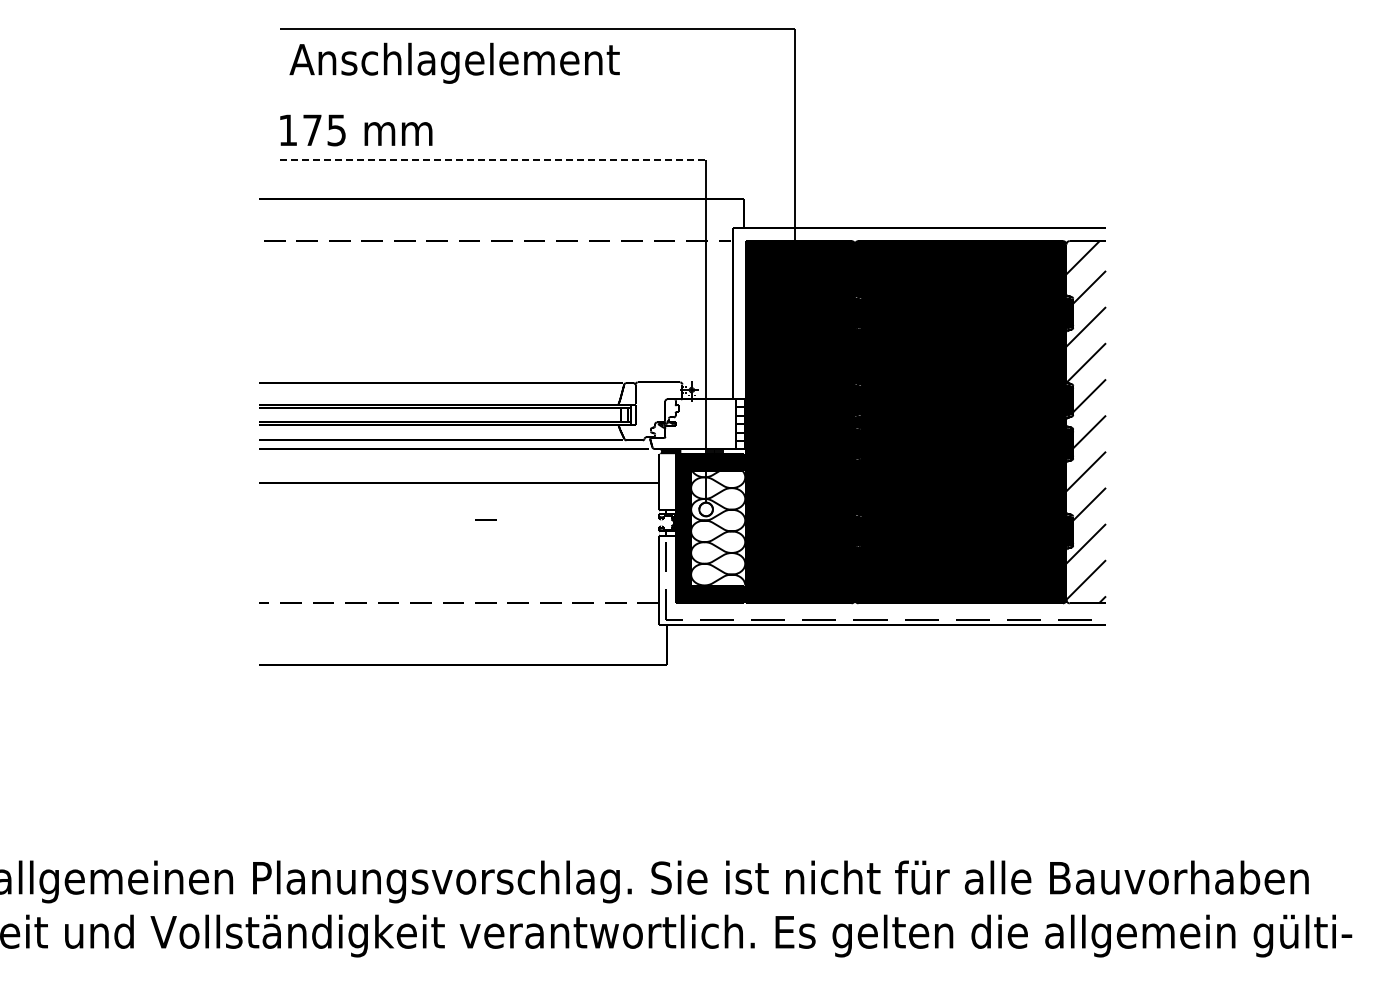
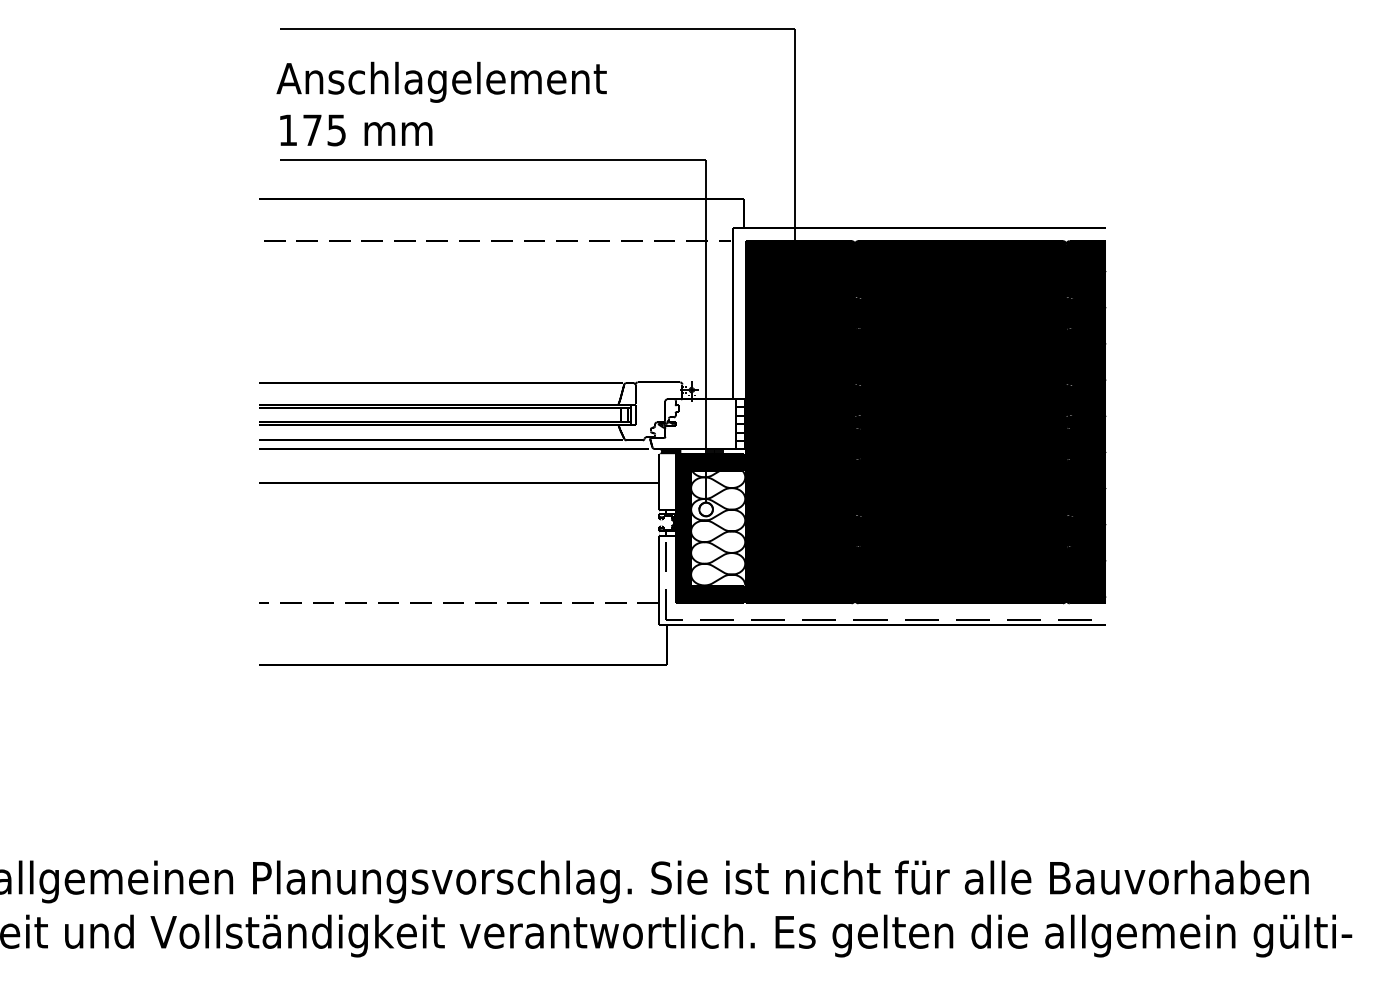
text position: (454, 62) -> (441, 81) (441, 81)
line: dashed -> solid (493, 160)
fill: none -> present (1086, 422)
line: present -> none (485, 519)
